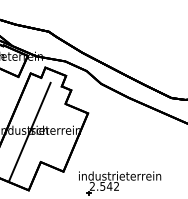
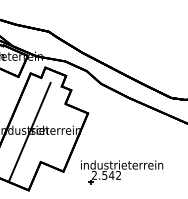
part position: (120, 183) -> (122, 172) (122, 172)
